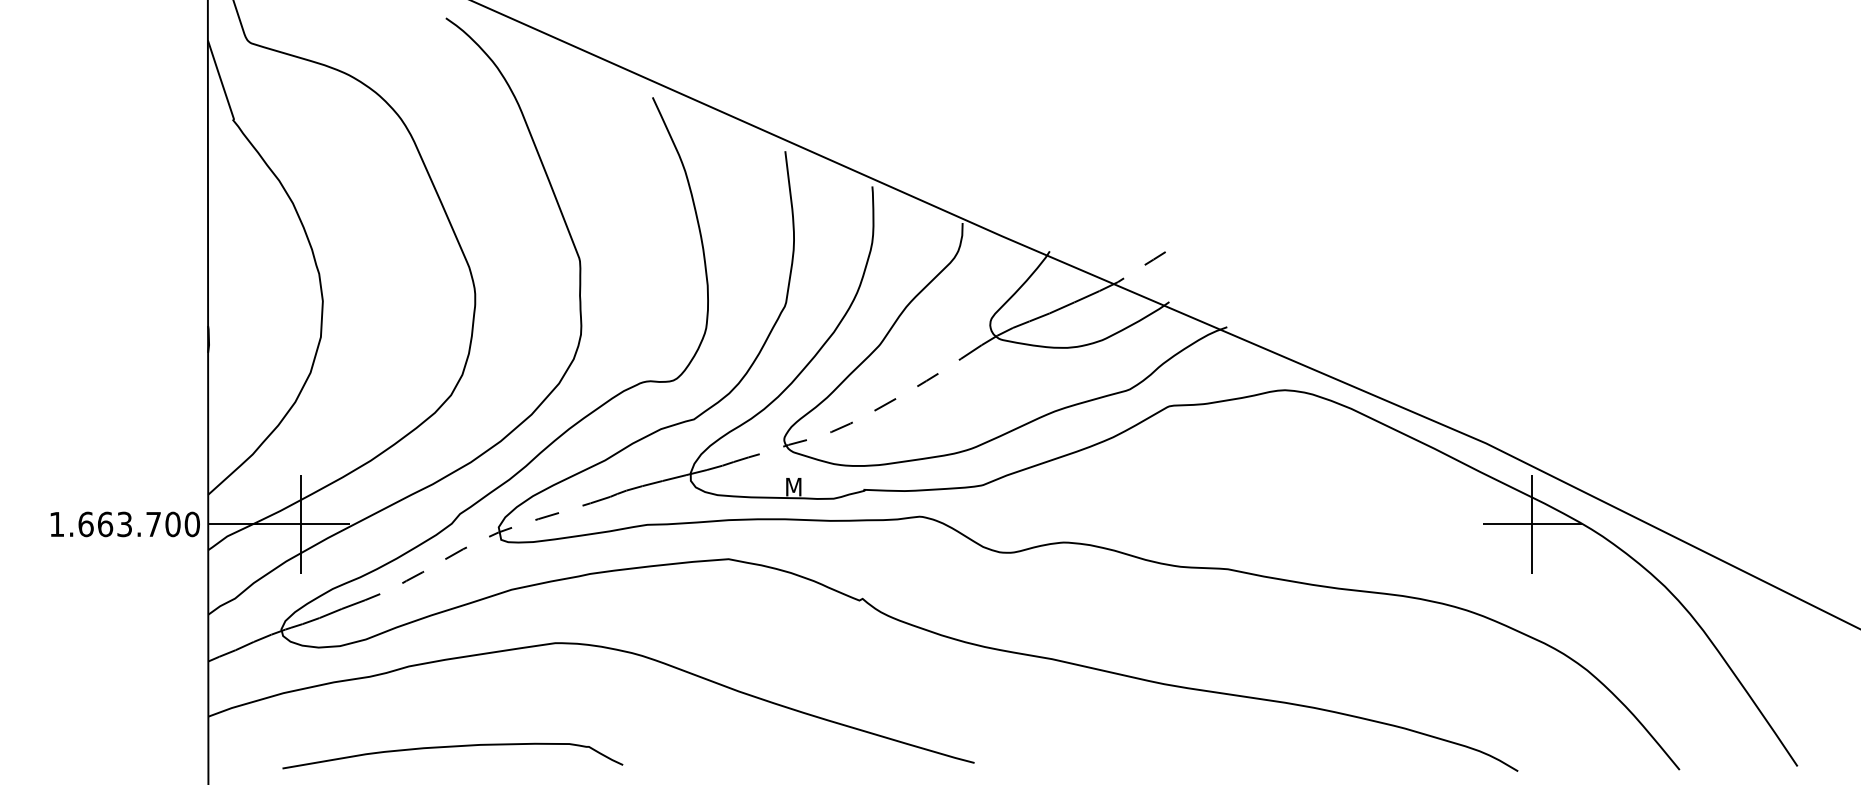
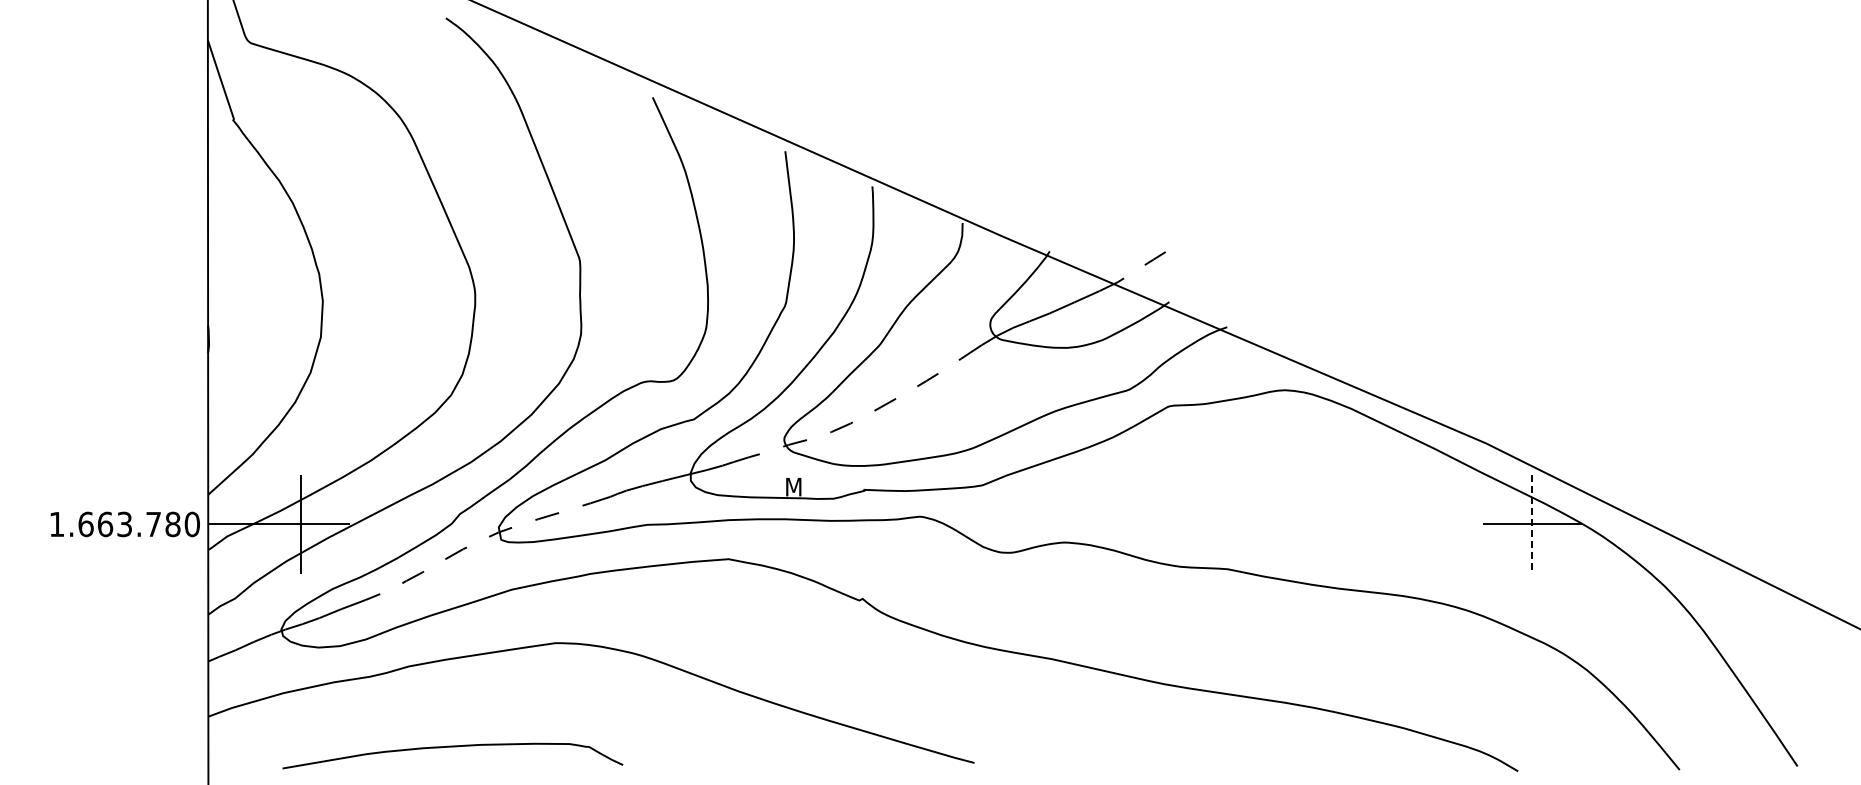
text: 1.663.700 -> 1.663.780 (172, 524)
line: solid -> dashed (1532, 524)
